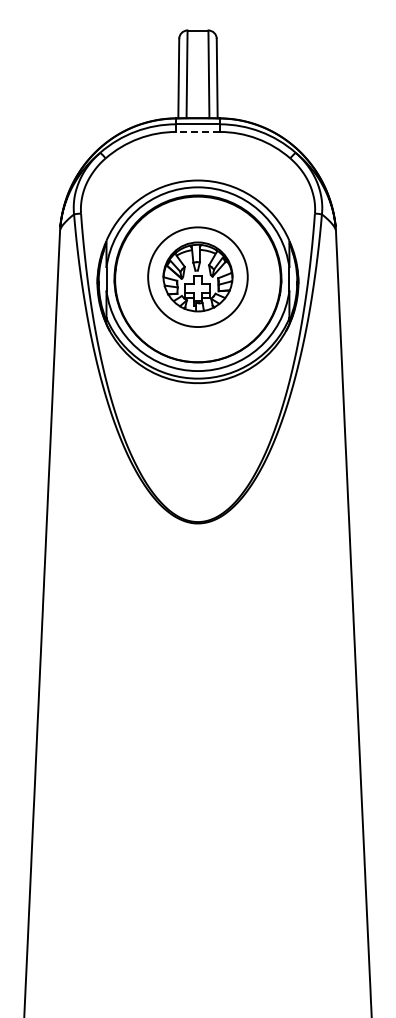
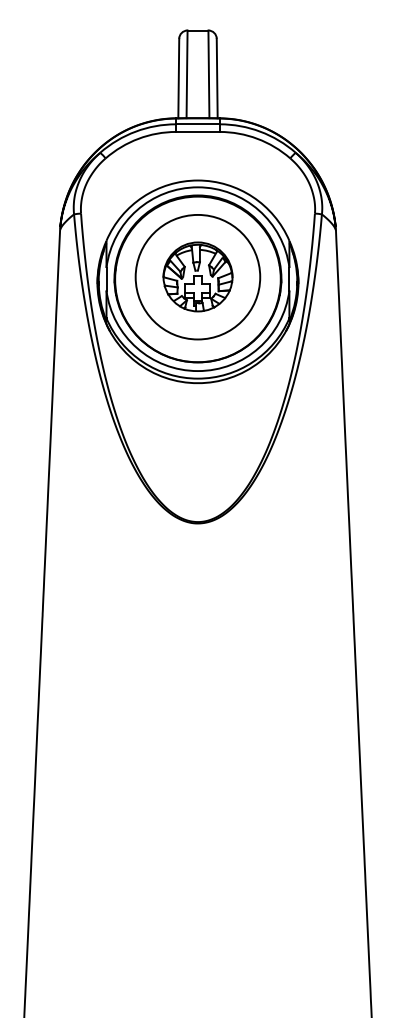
line: dashed -> solid (198, 131)
circle diameter: 100 px -> 125 px (197, 276)
